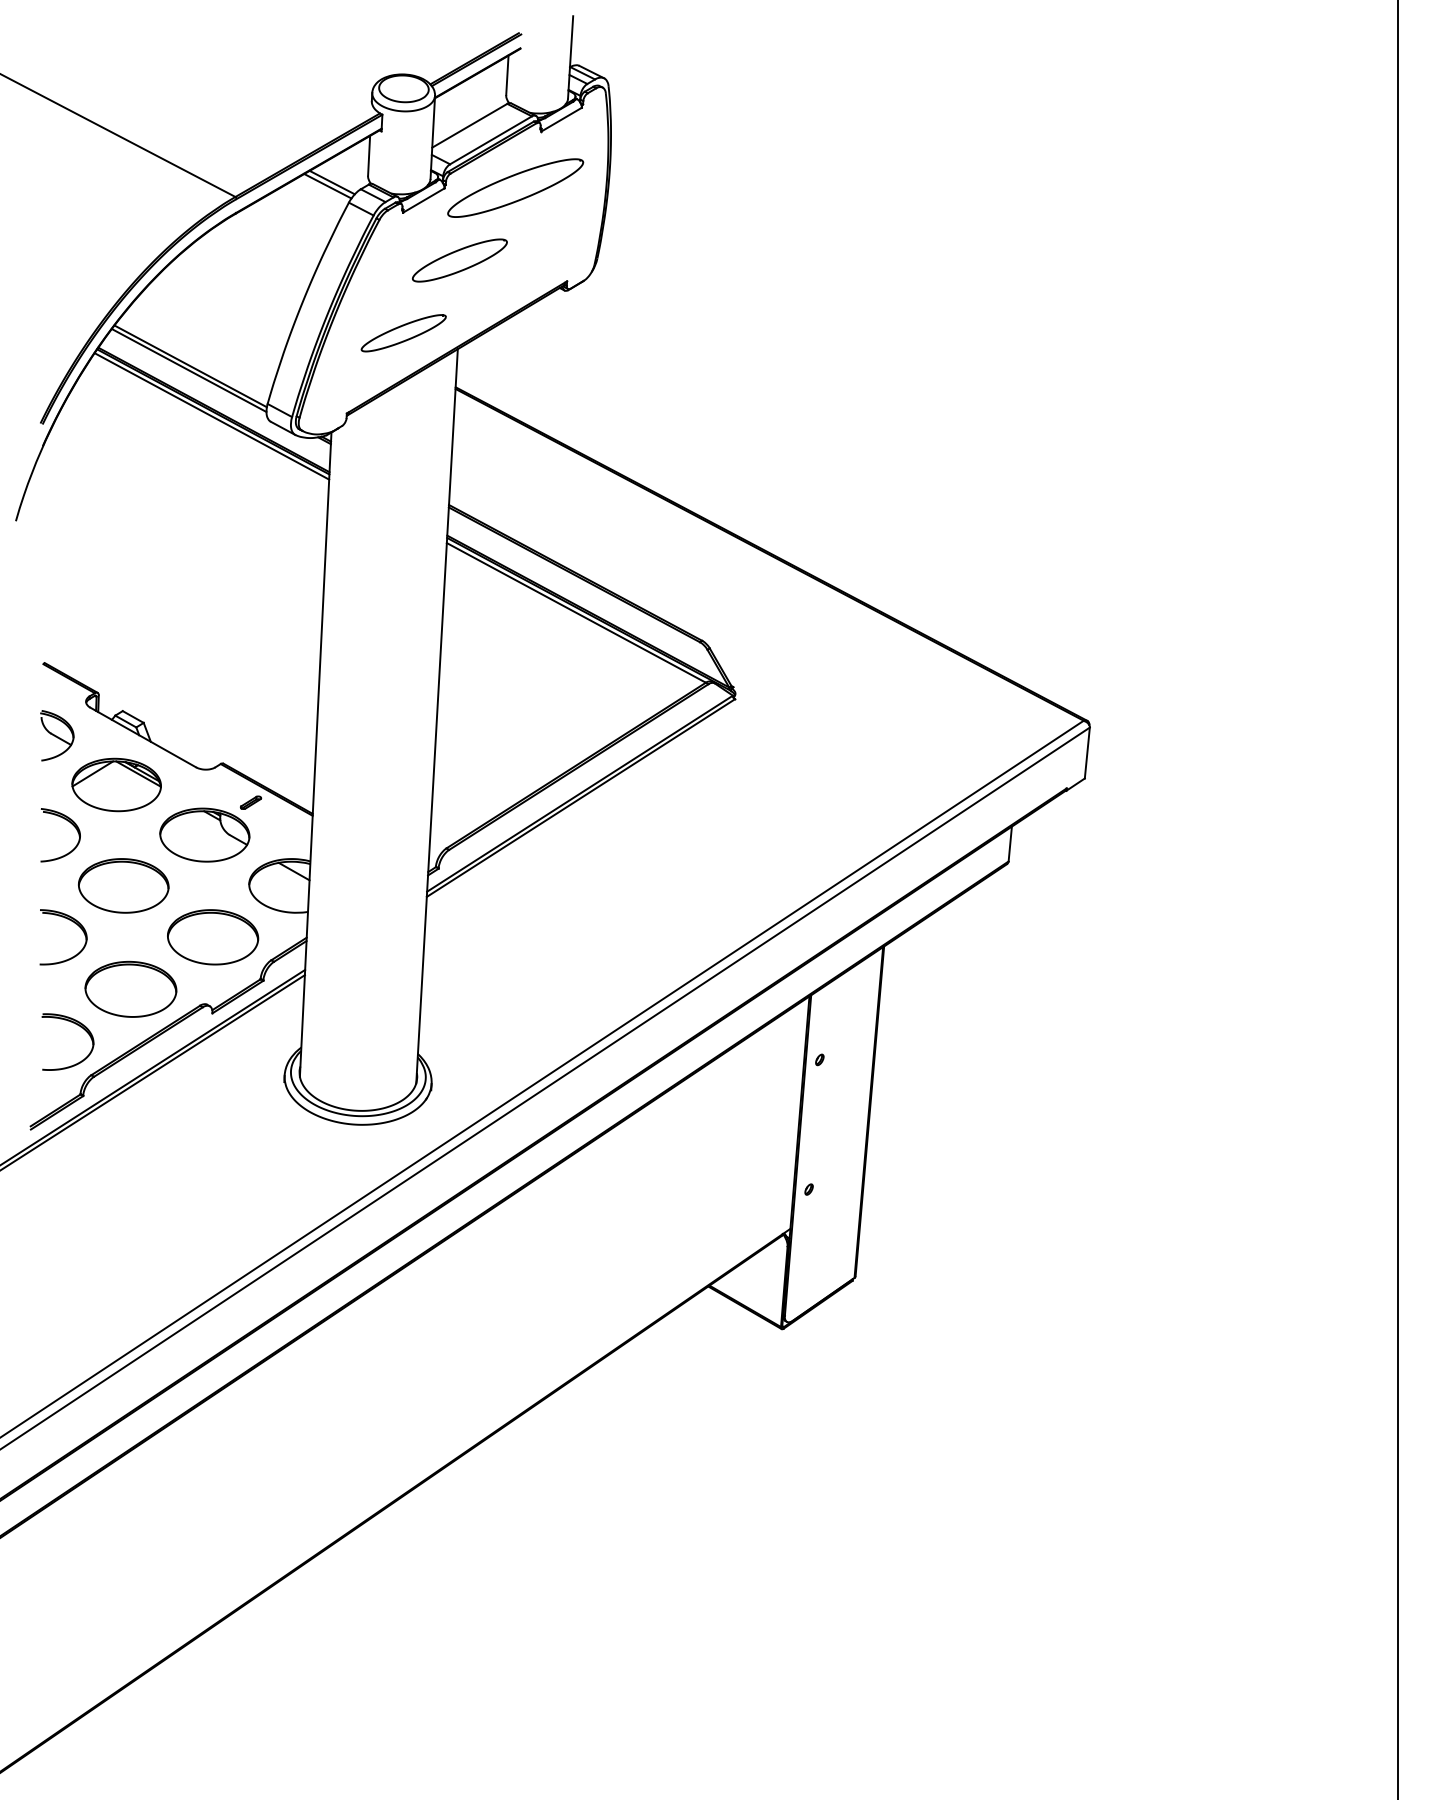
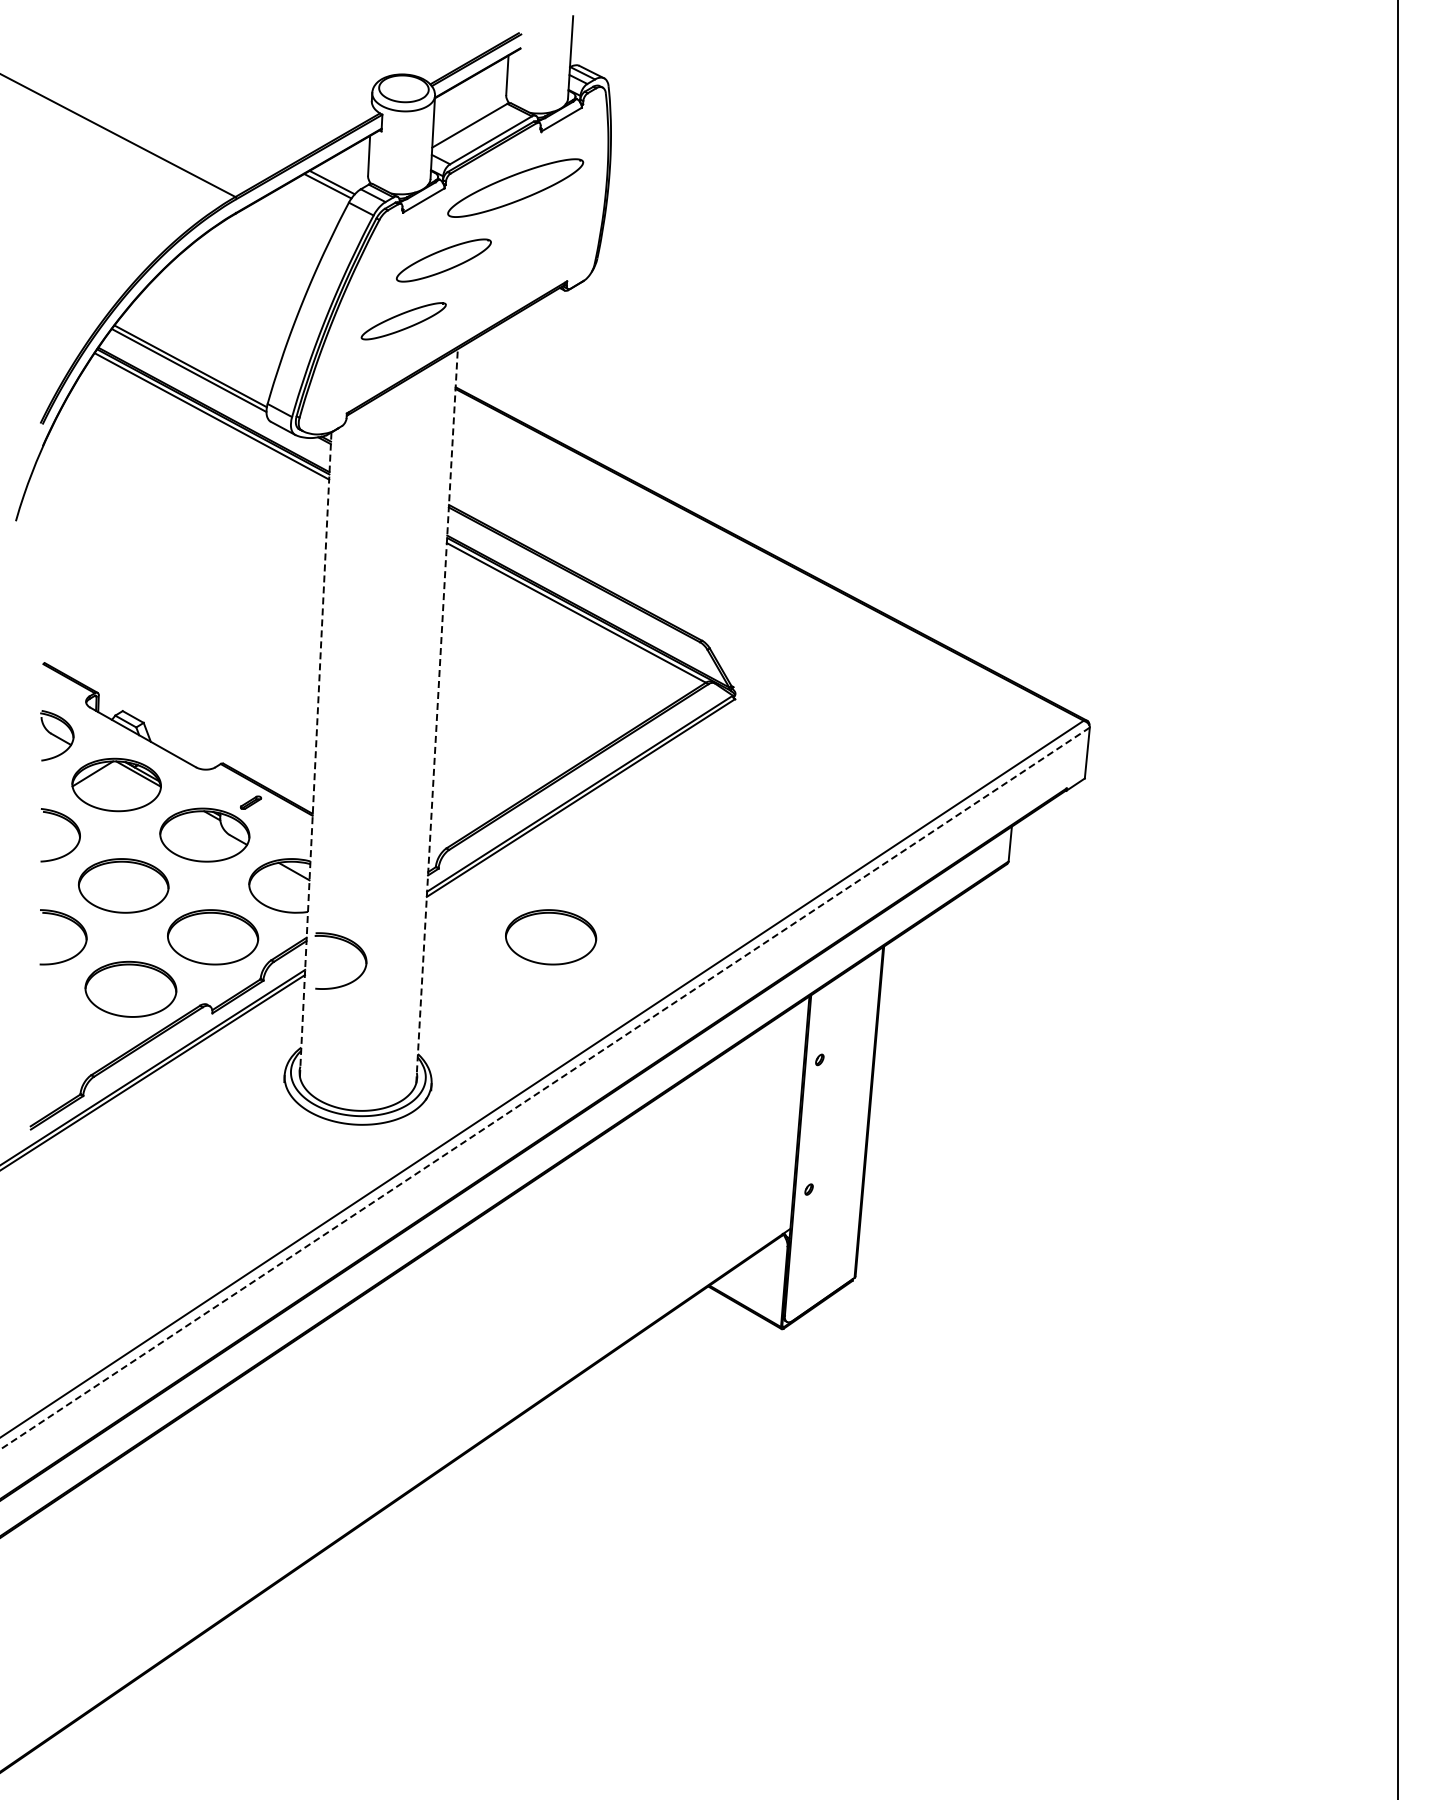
part position: (459, 260) -> (443, 260) (443, 260)
part position: (403, 333) -> (403, 321) (403, 321)
line: solid -> dashed (437, 716)
line: solid -> dashed (315, 754)
part: none -> present (551, 937)
part position: (75, 1024) -> (348, 943) (348, 943)
line: solid -> dashed (544, 1088)
